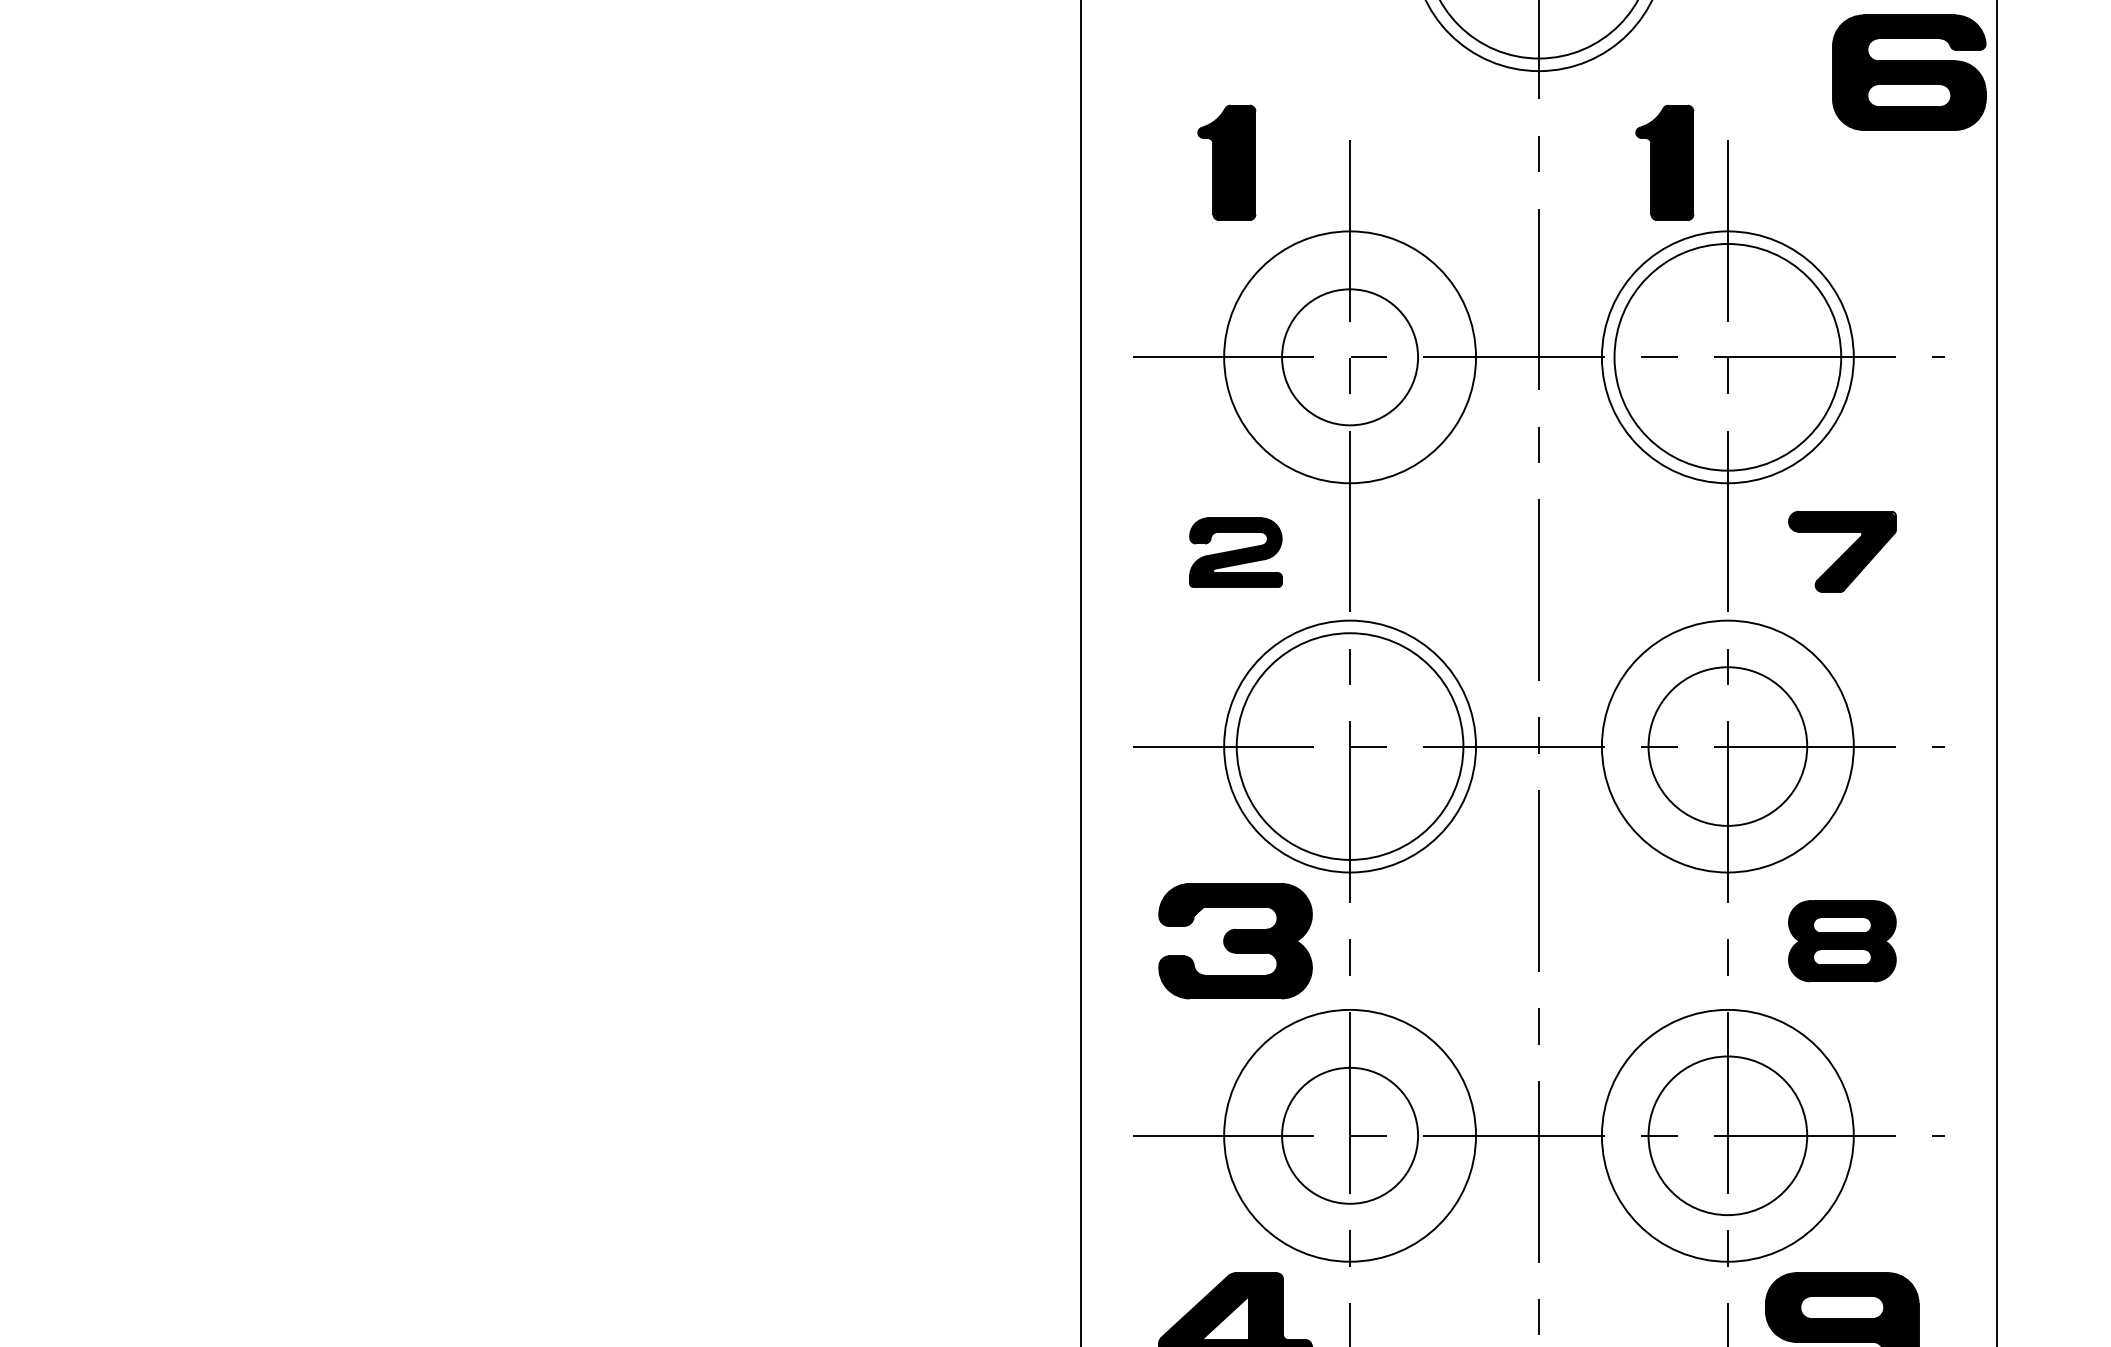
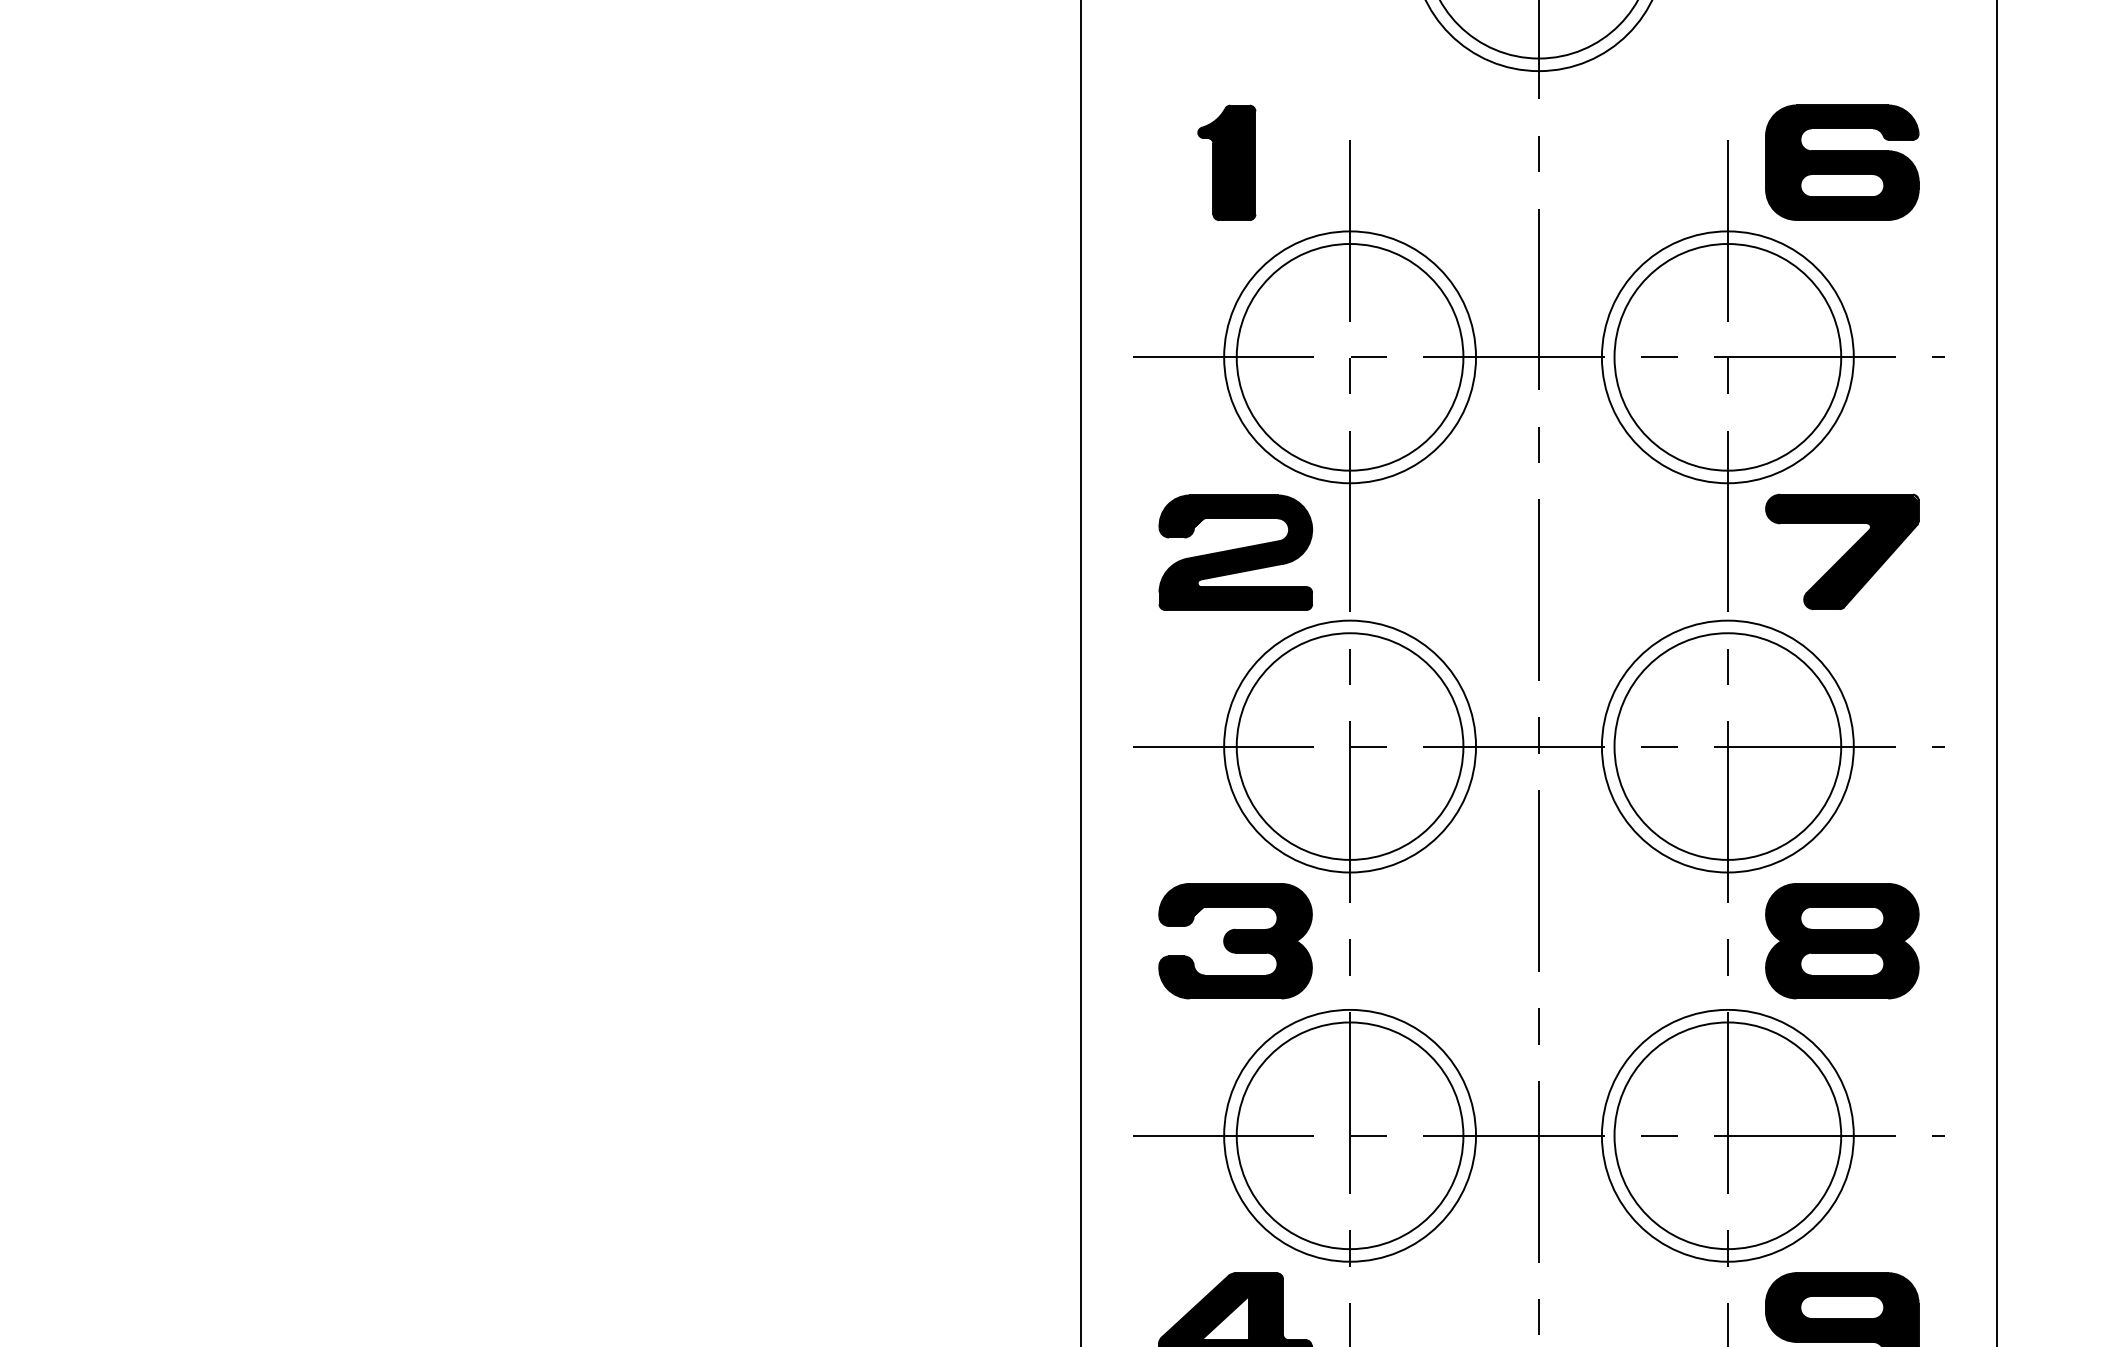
part position: (1909, 72) -> (1842, 162) (1842, 162)
part: present -> none (1664, 162)
circle diameter: 136 px -> 227 px (1349, 357)
part size: 109x83 px -> 155x117 px (1842, 551)
part size: 94x71 px -> 156x117 px (1235, 552)
circle diameter: 159 px -> 227 px (1727, 746)
part size: 109x83 px -> 155x117 px (1842, 941)
circle diameter: 136 px -> 227 px (1349, 1135)
circle diameter: 159 px -> 227 px (1727, 1135)
